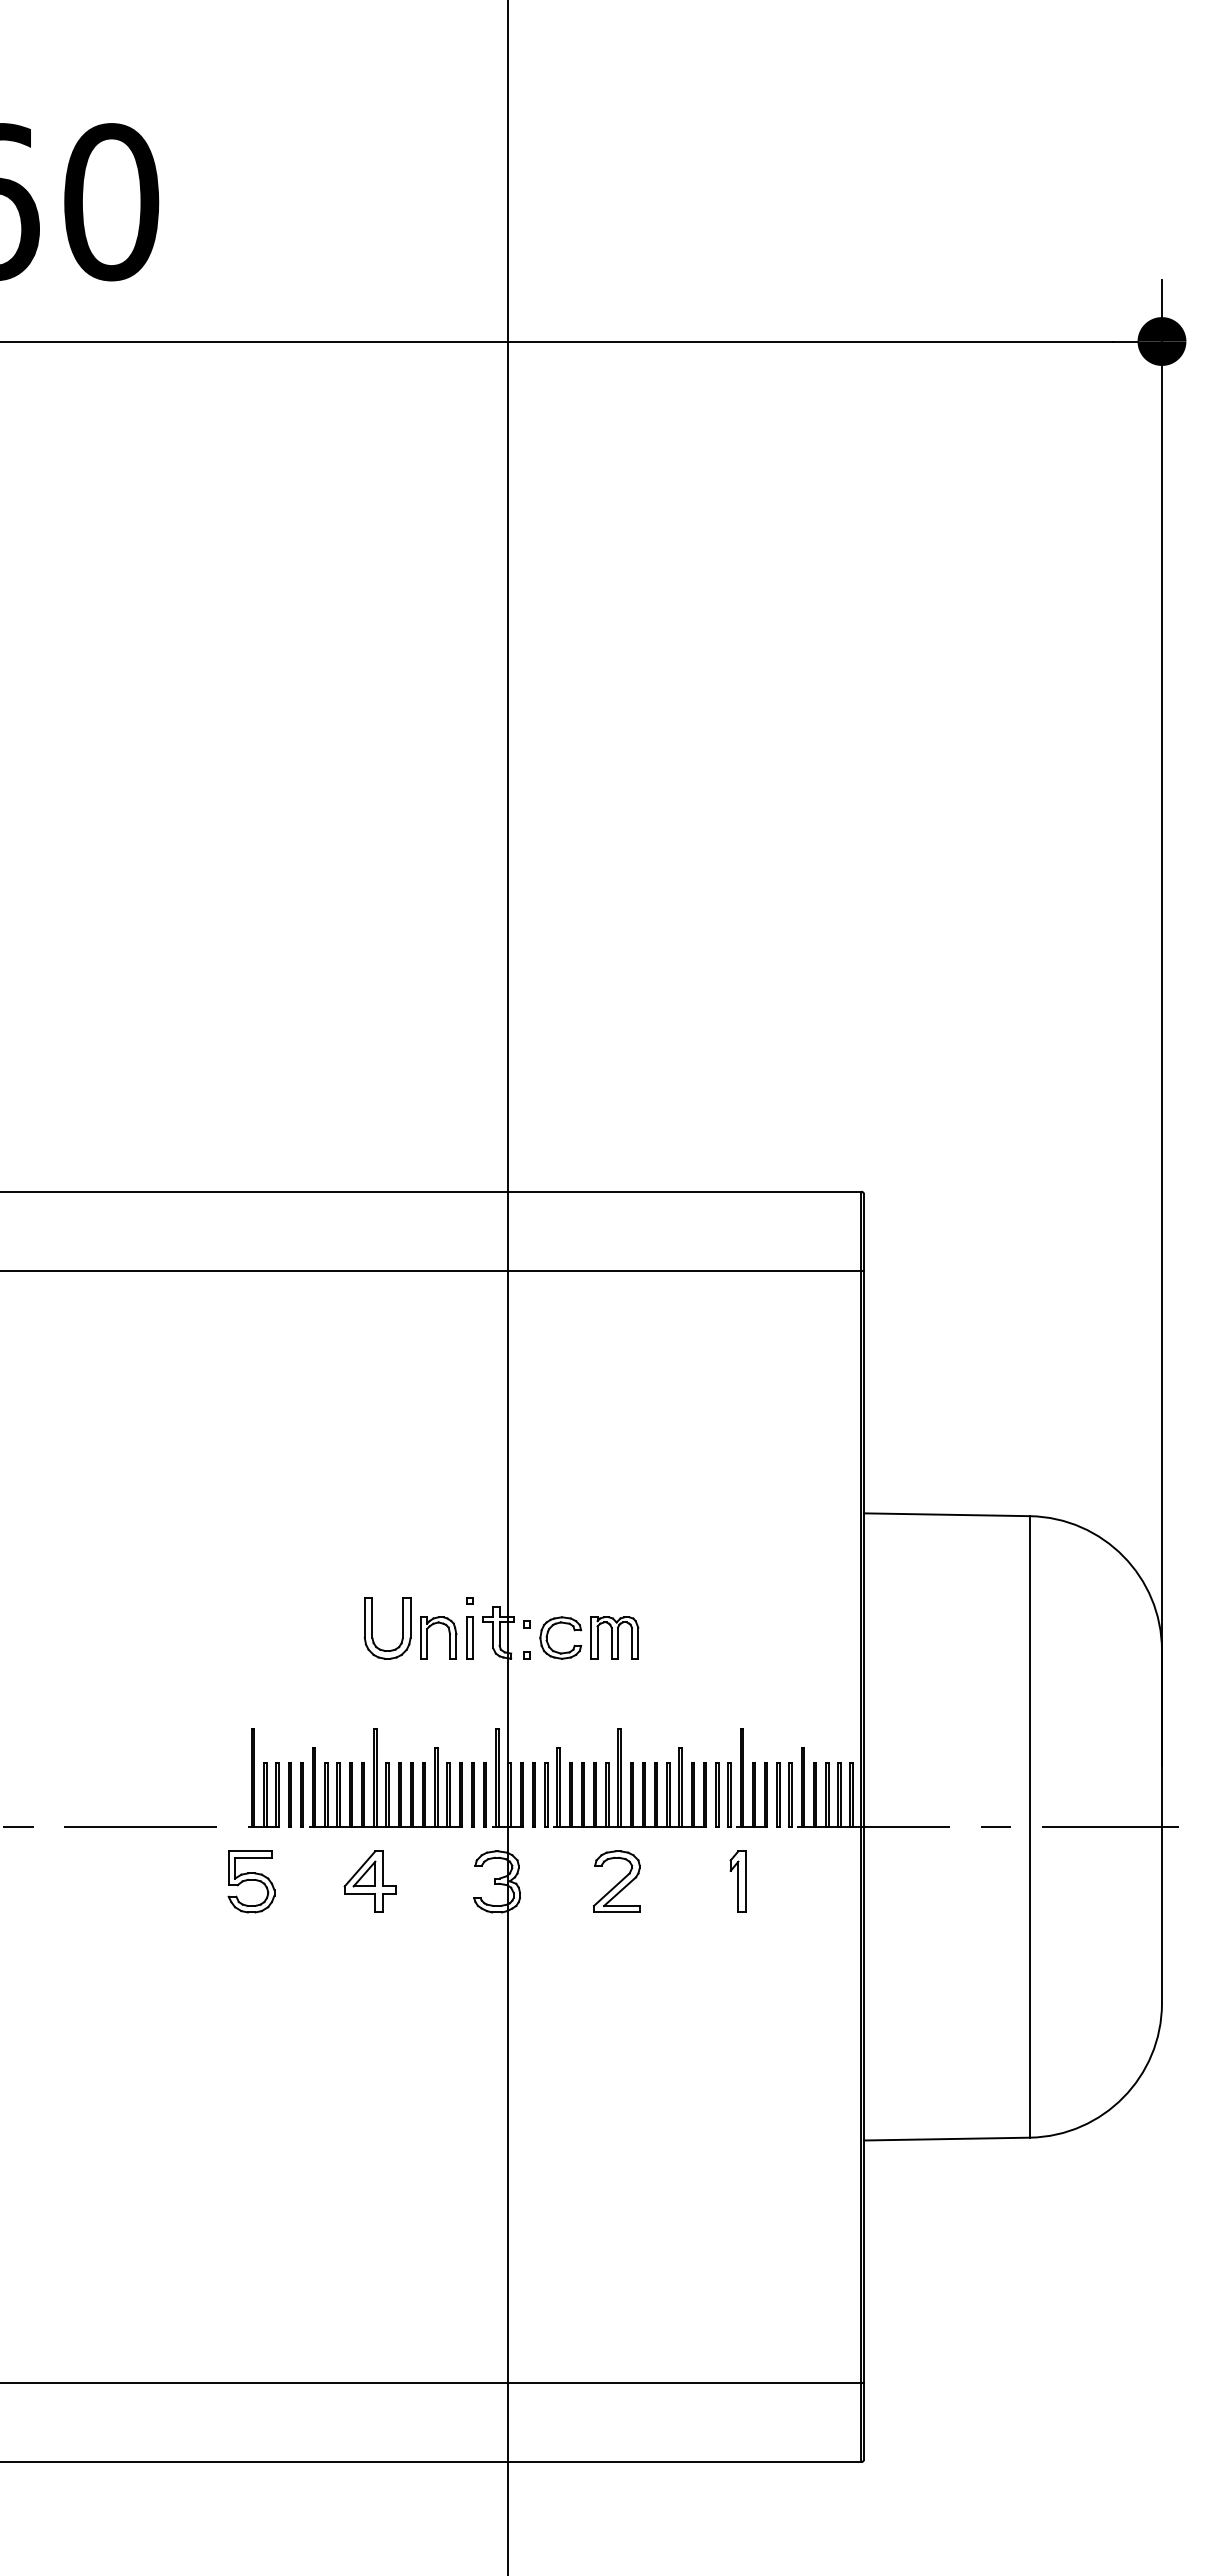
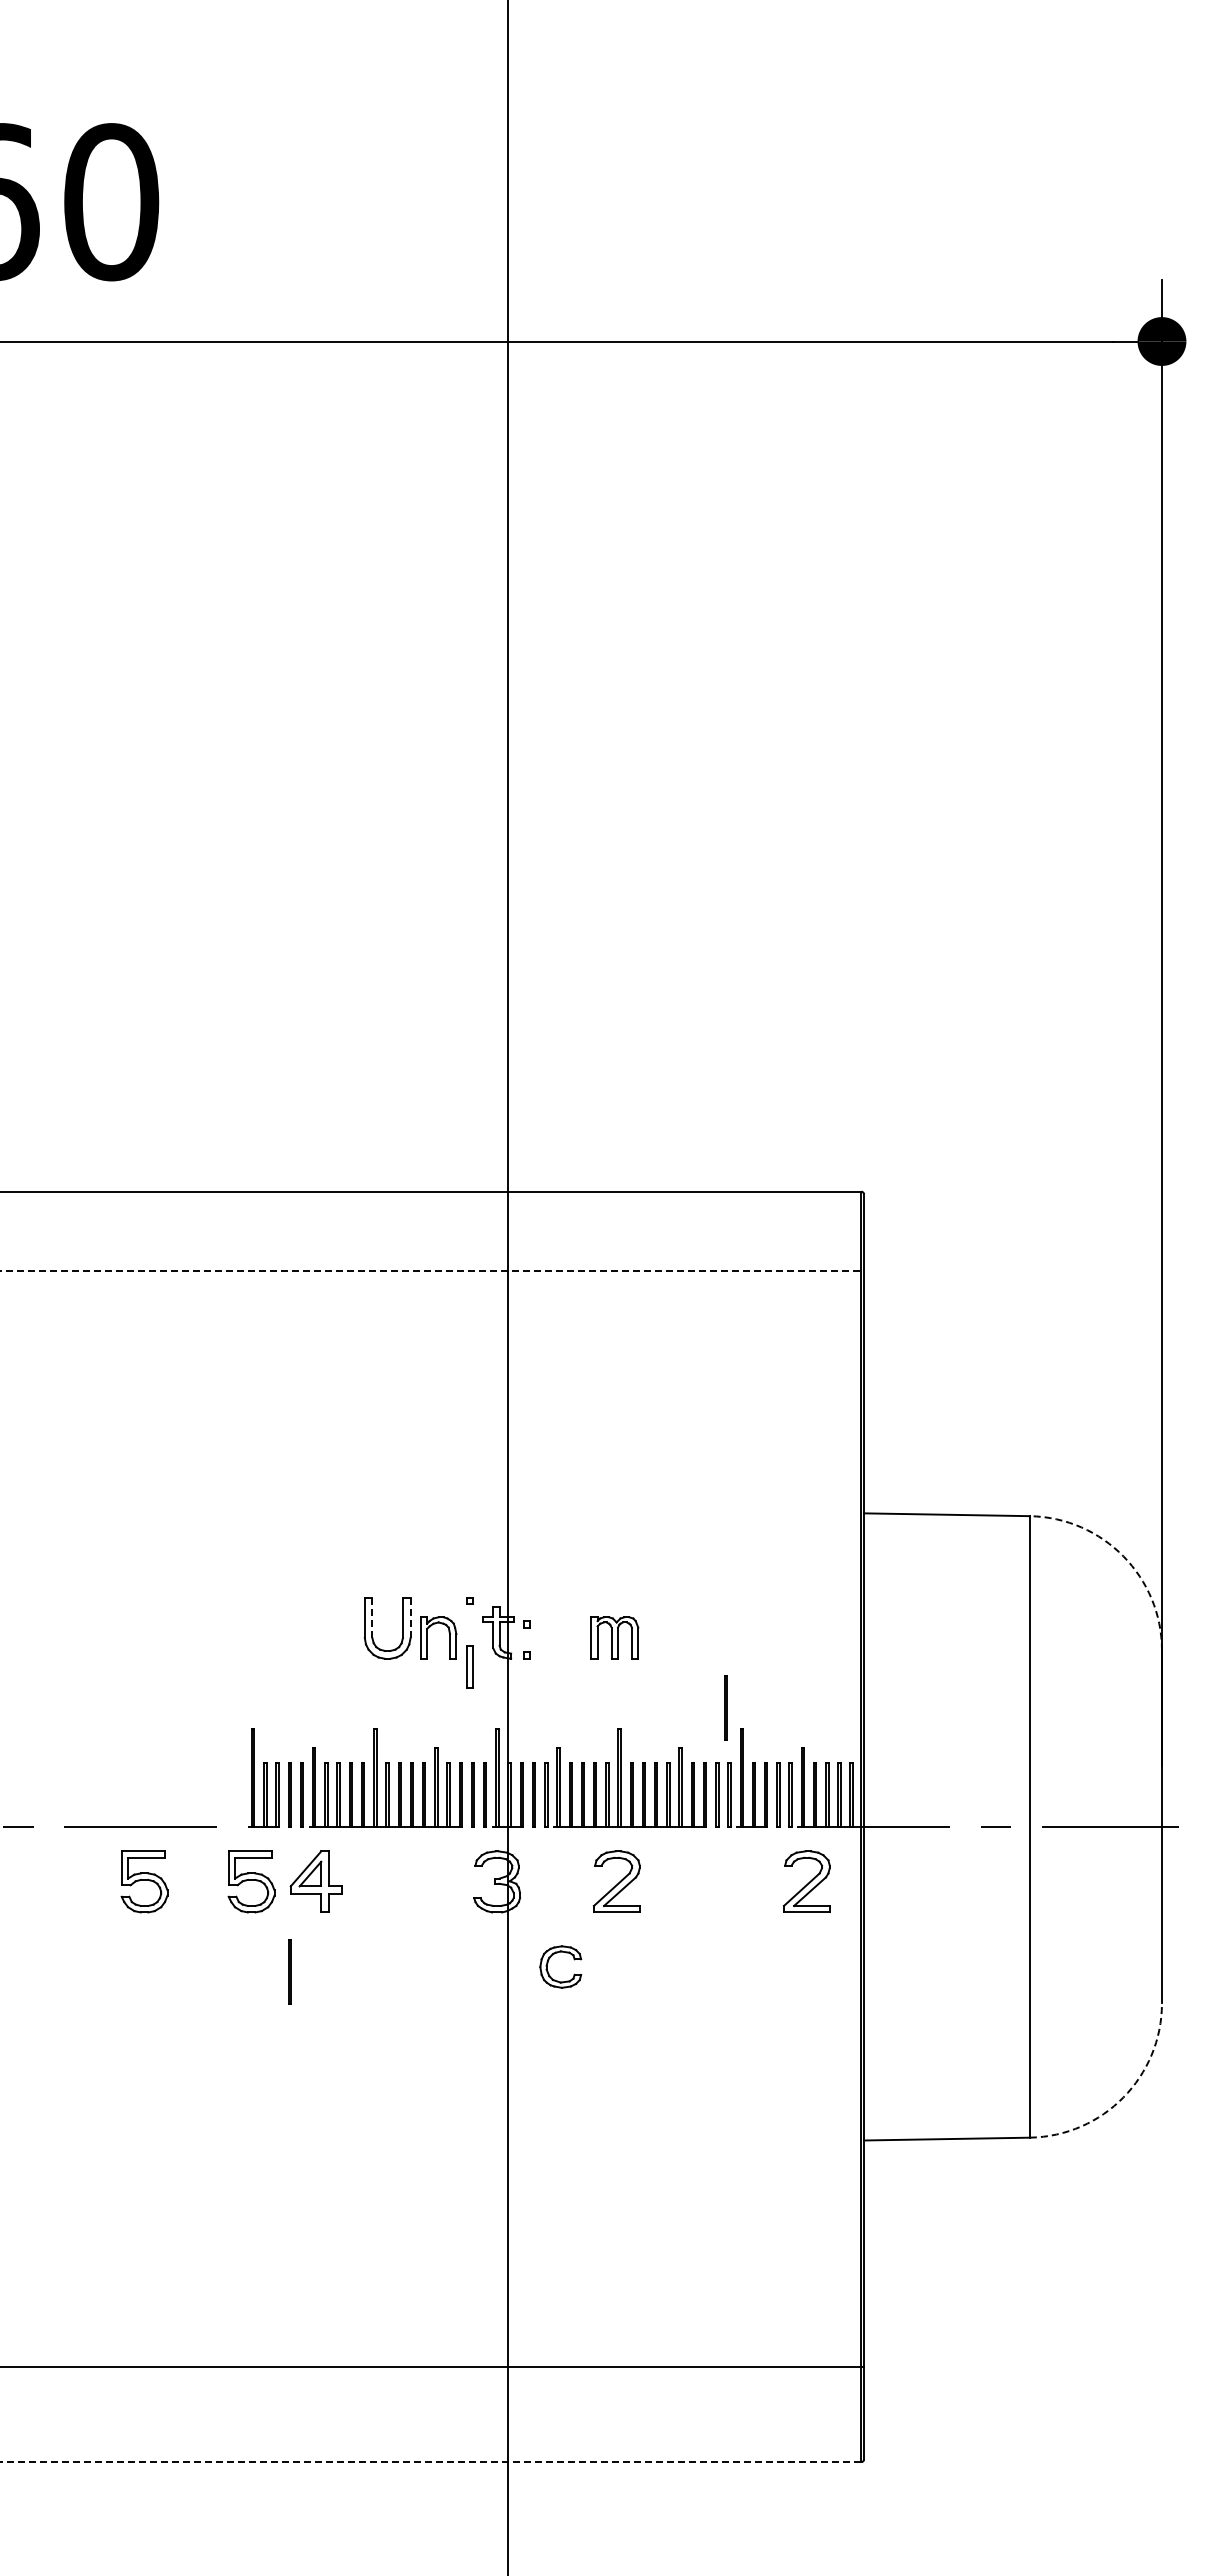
line: solid -> dashed (432, 1271)
arc: solid -> dashed (1123, 1556)
line: solid -> dashed (372, 1617)
line: solid -> dashed (410, 1617)
part position: (548, 1634) -> (548, 1963) (548, 1963)
part position: (469, 1637) -> (469, 1666) (469, 1666)
line: none -> present (725, 1707)
part: none -> present (144, 1881)
part position: (369, 1881) -> (315, 1881) (315, 1881)
part: present -> none (737, 1881)
part: none -> present (806, 1881)
line: none -> present (289, 1971)
arc: solid -> dashed (1123, 2097)
line position: (432, 2382) -> (432, 2366) (432, 2366)
line: solid -> dashed (430, 2462)
